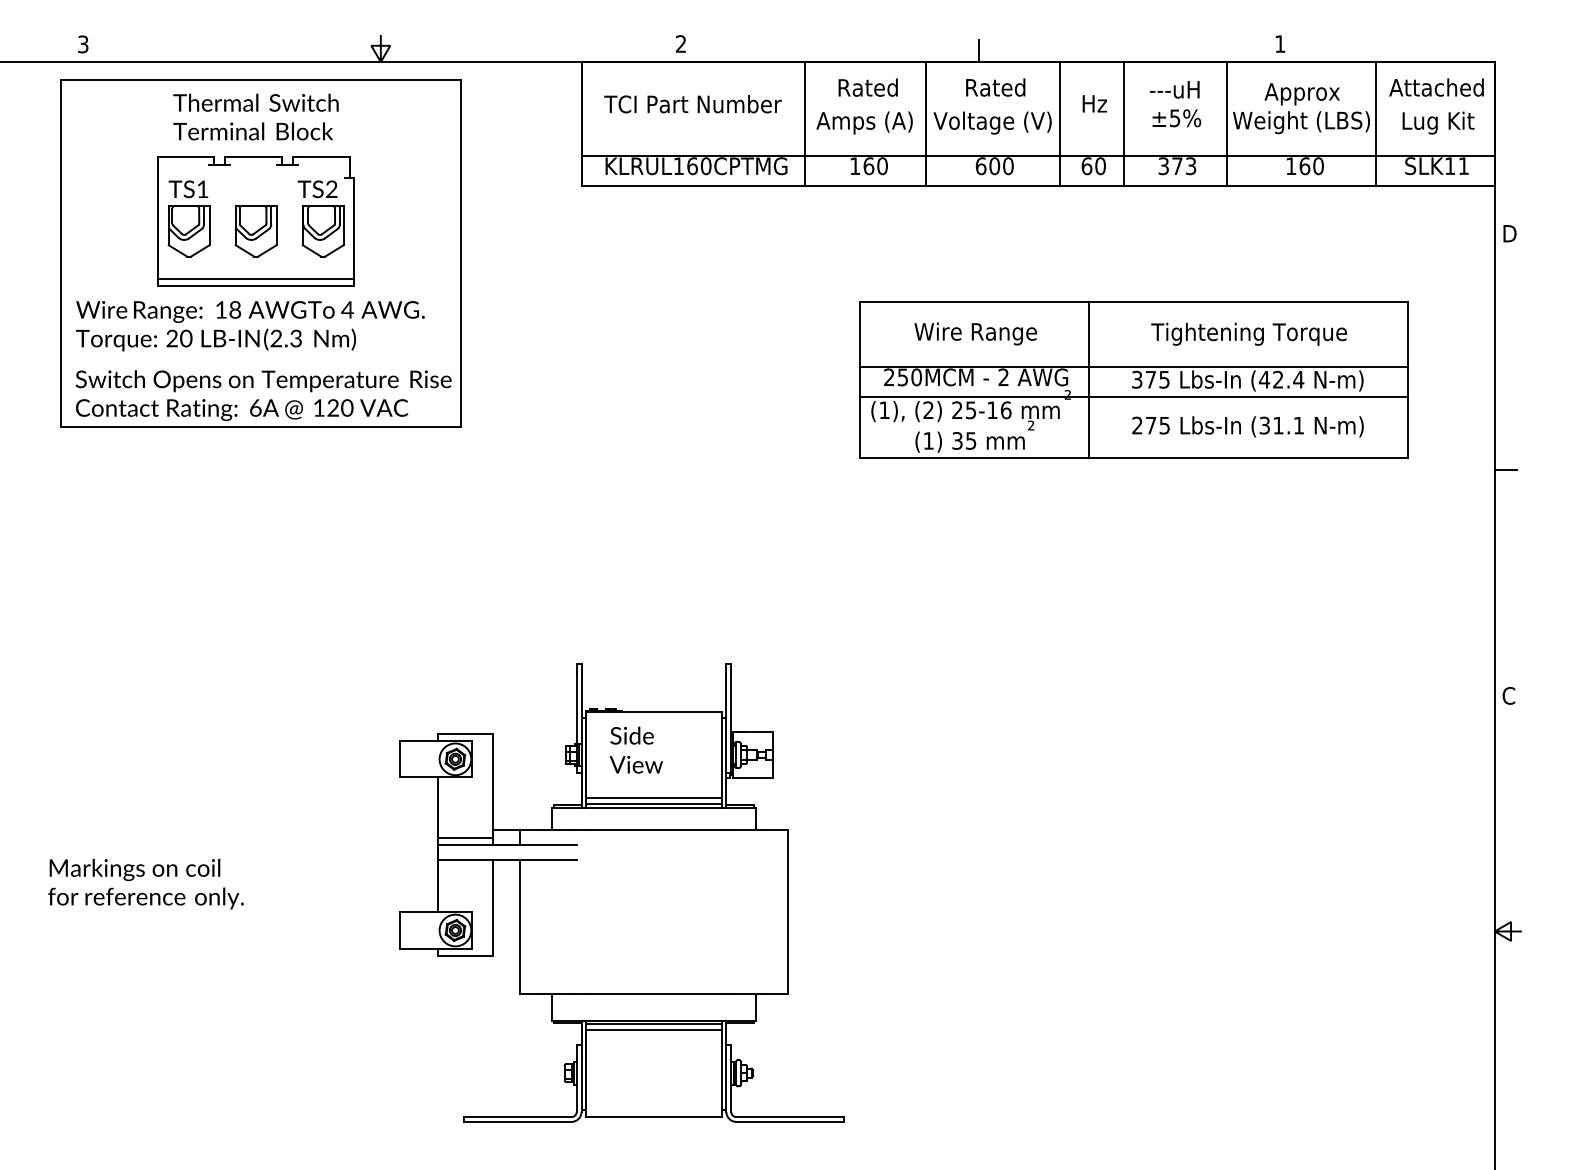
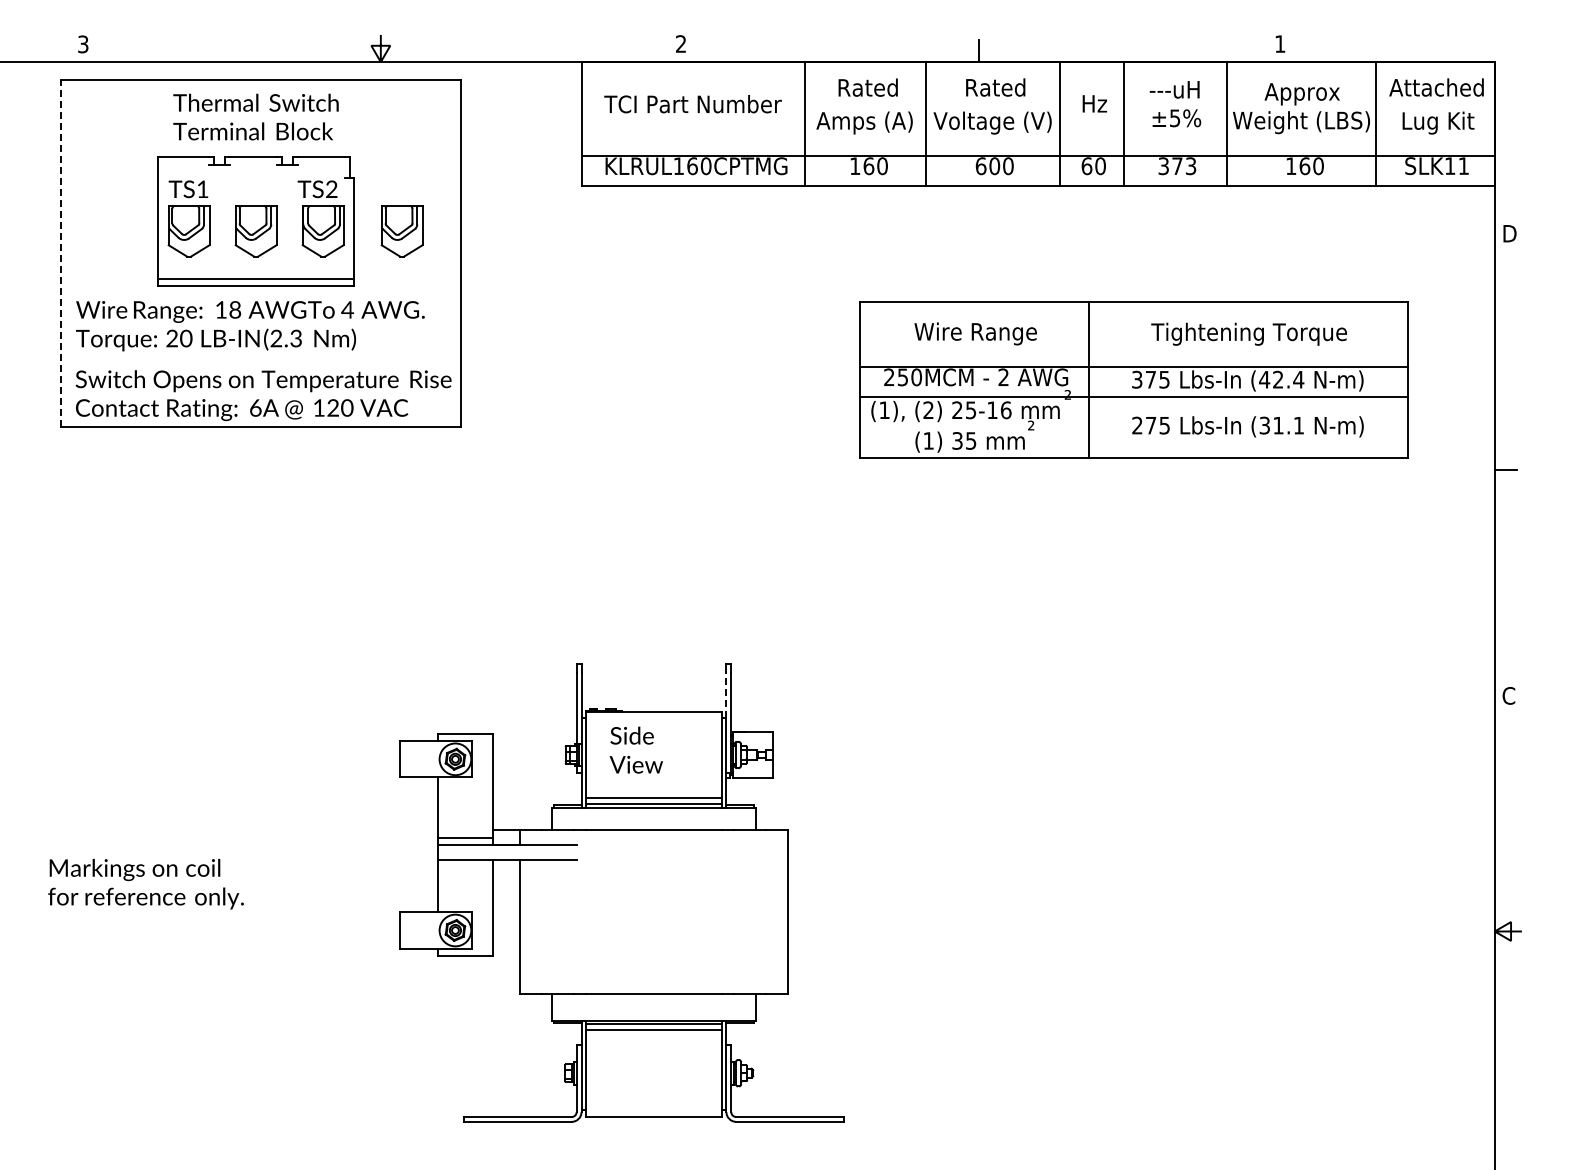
part: none -> present (401, 231)
line: solid -> dashed (61, 253)
line: solid -> dashed (726, 695)
